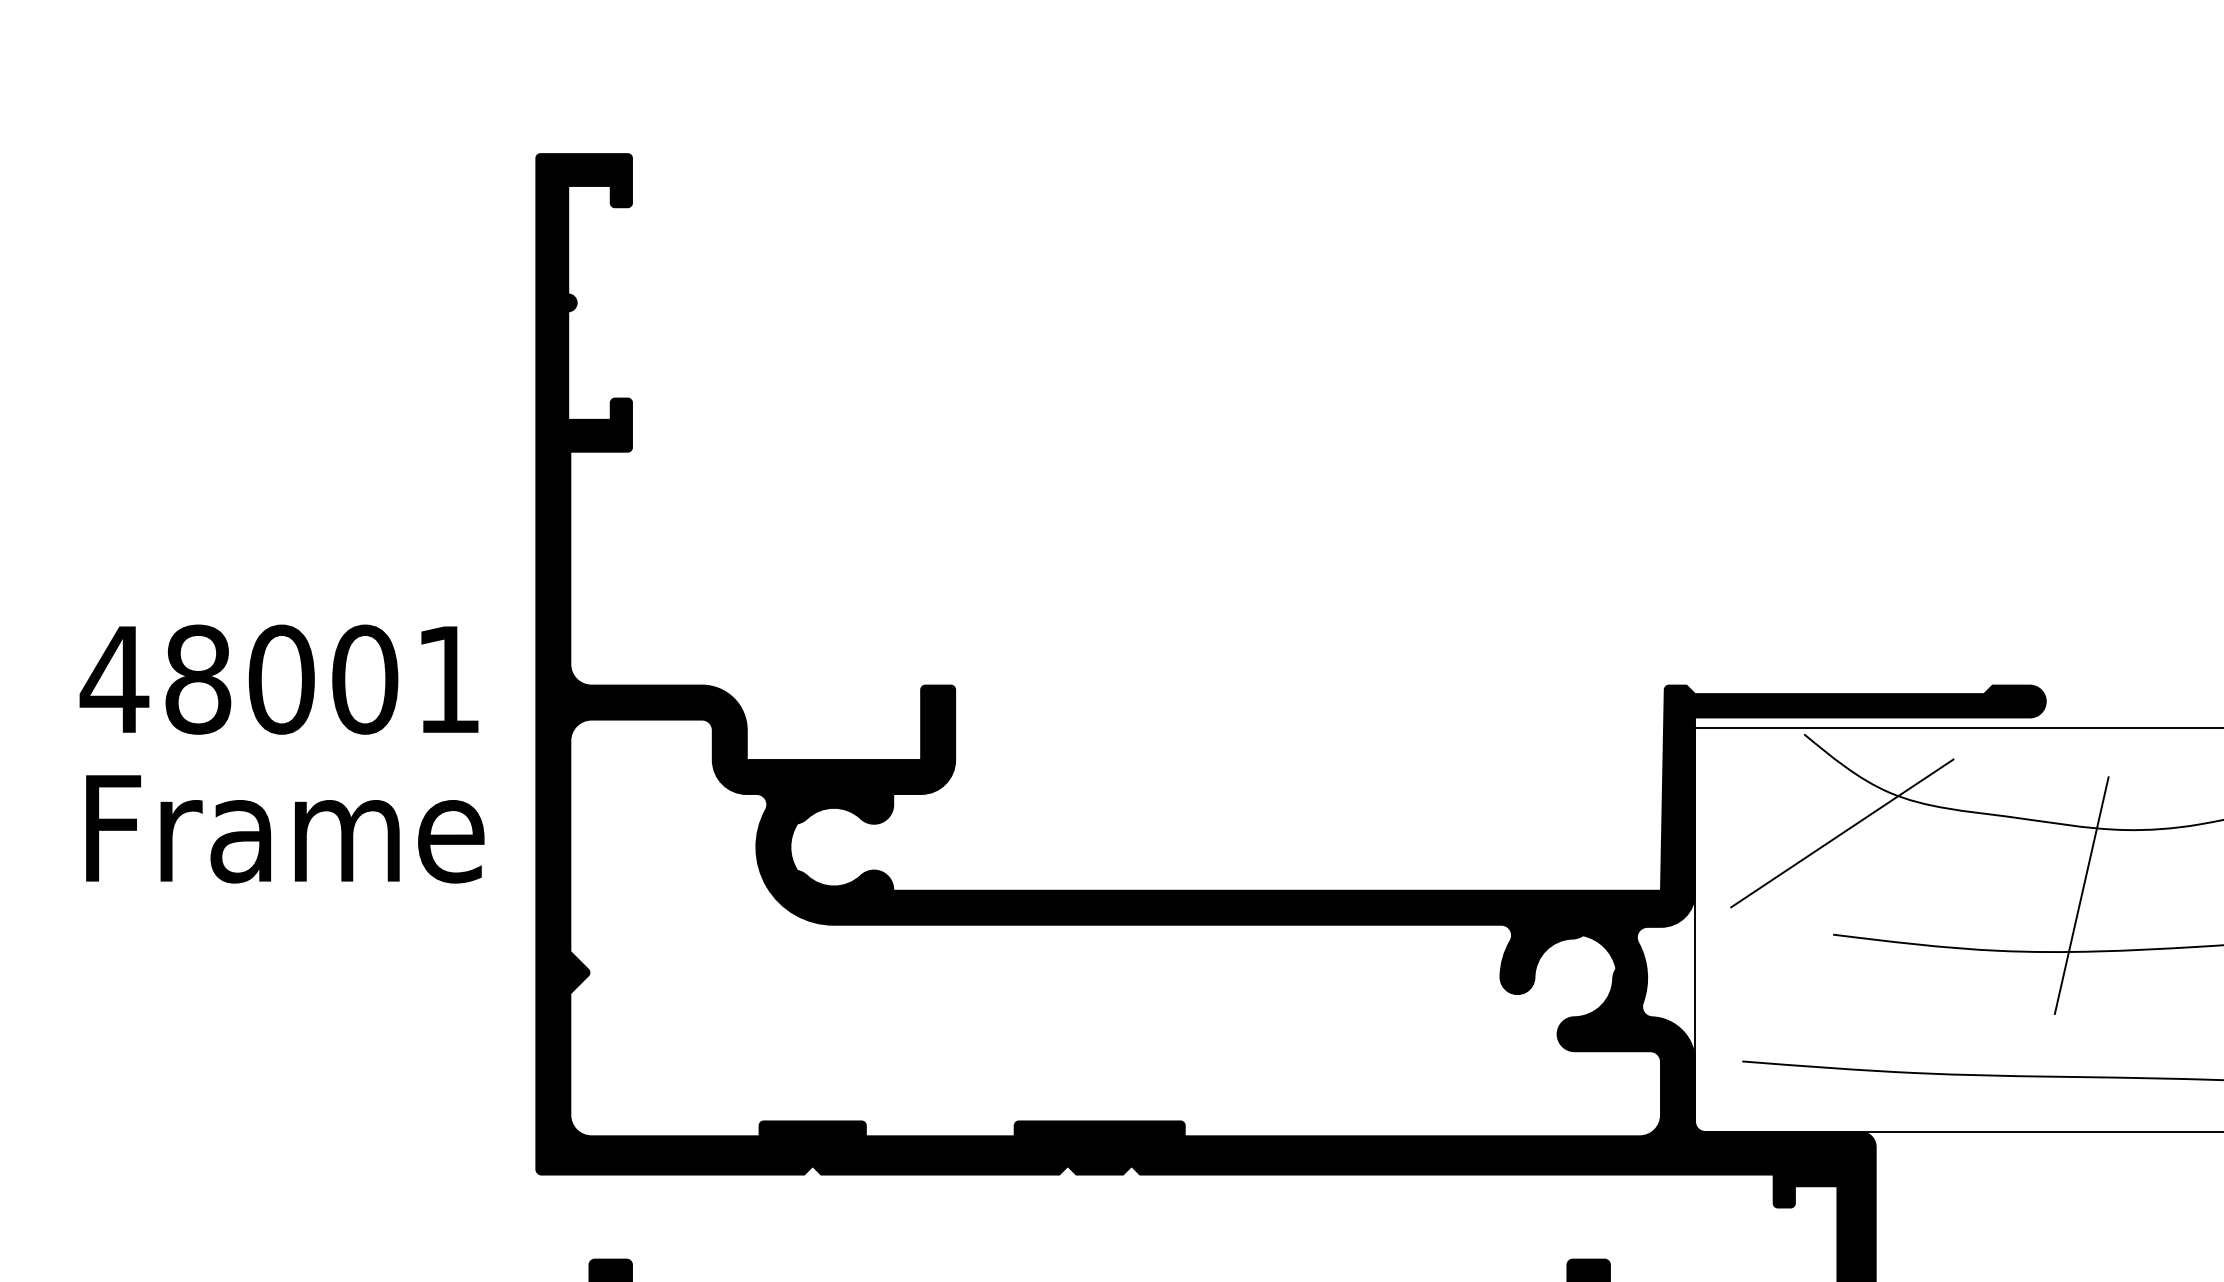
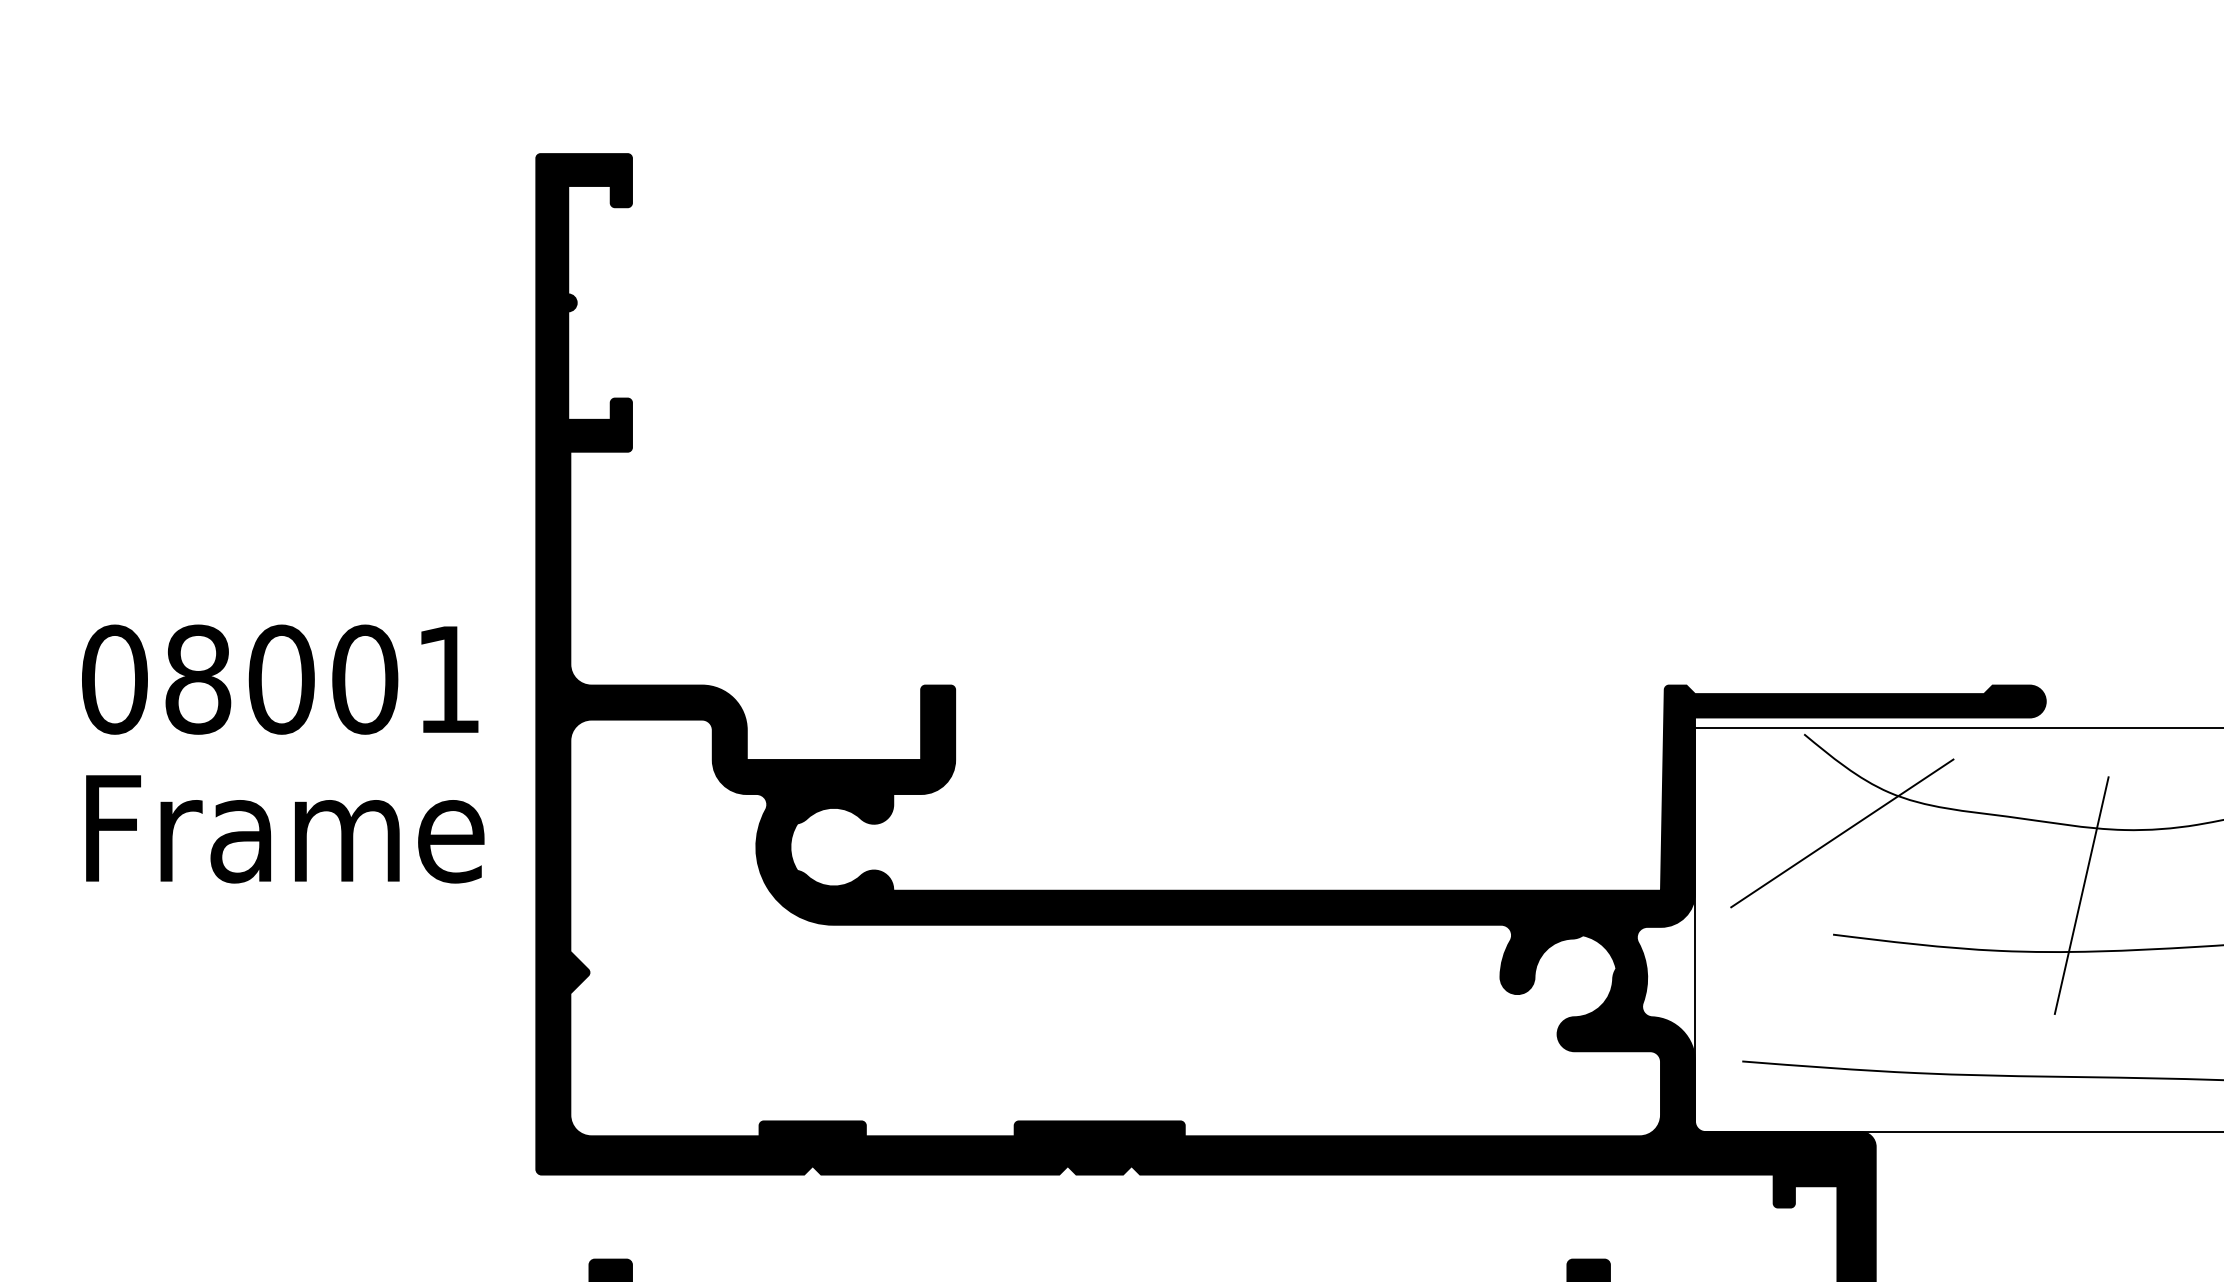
text: 48001 -> 08001 (114, 679)
